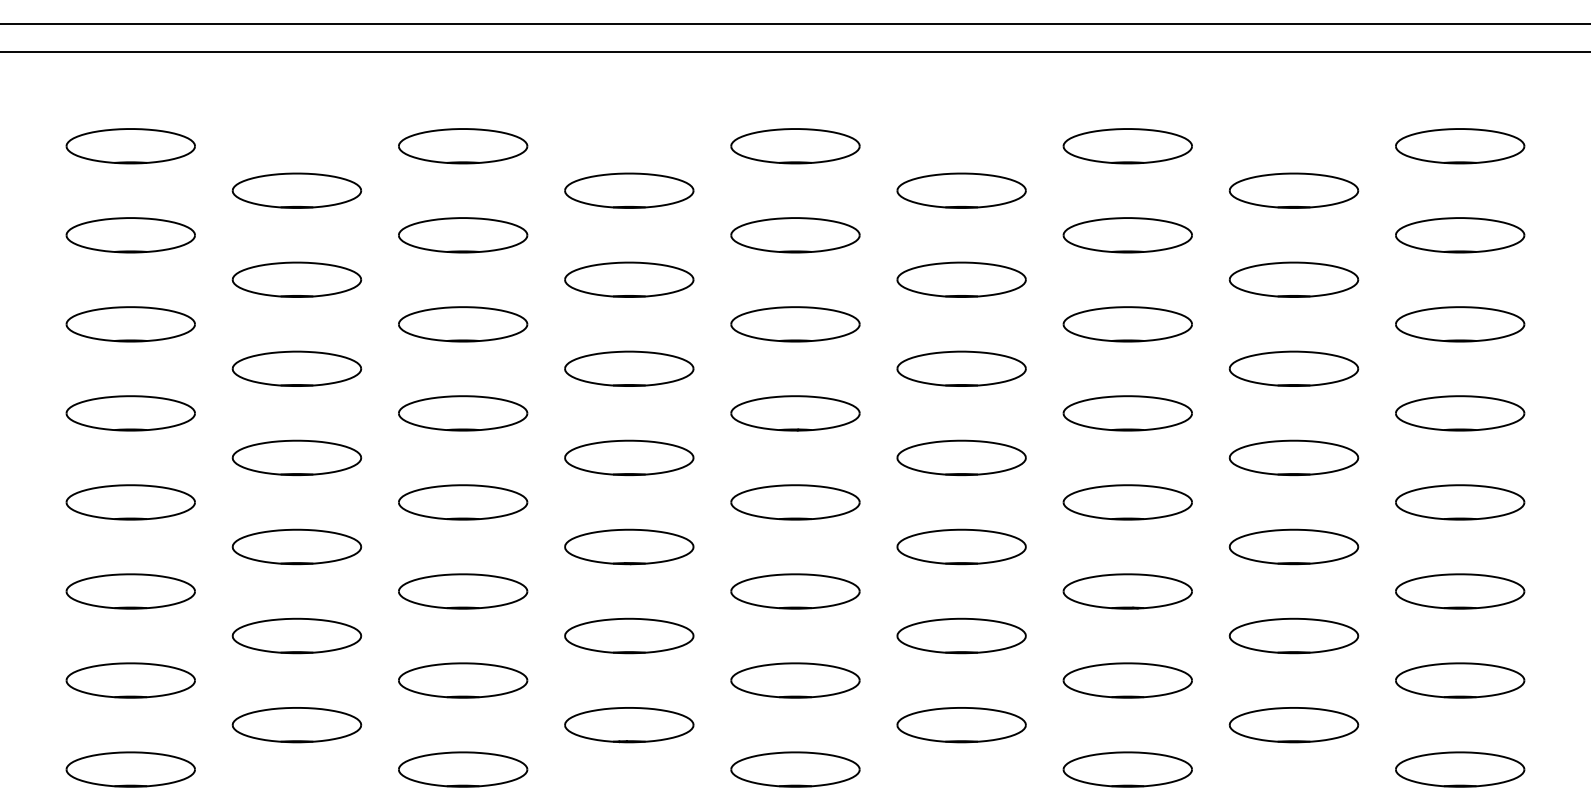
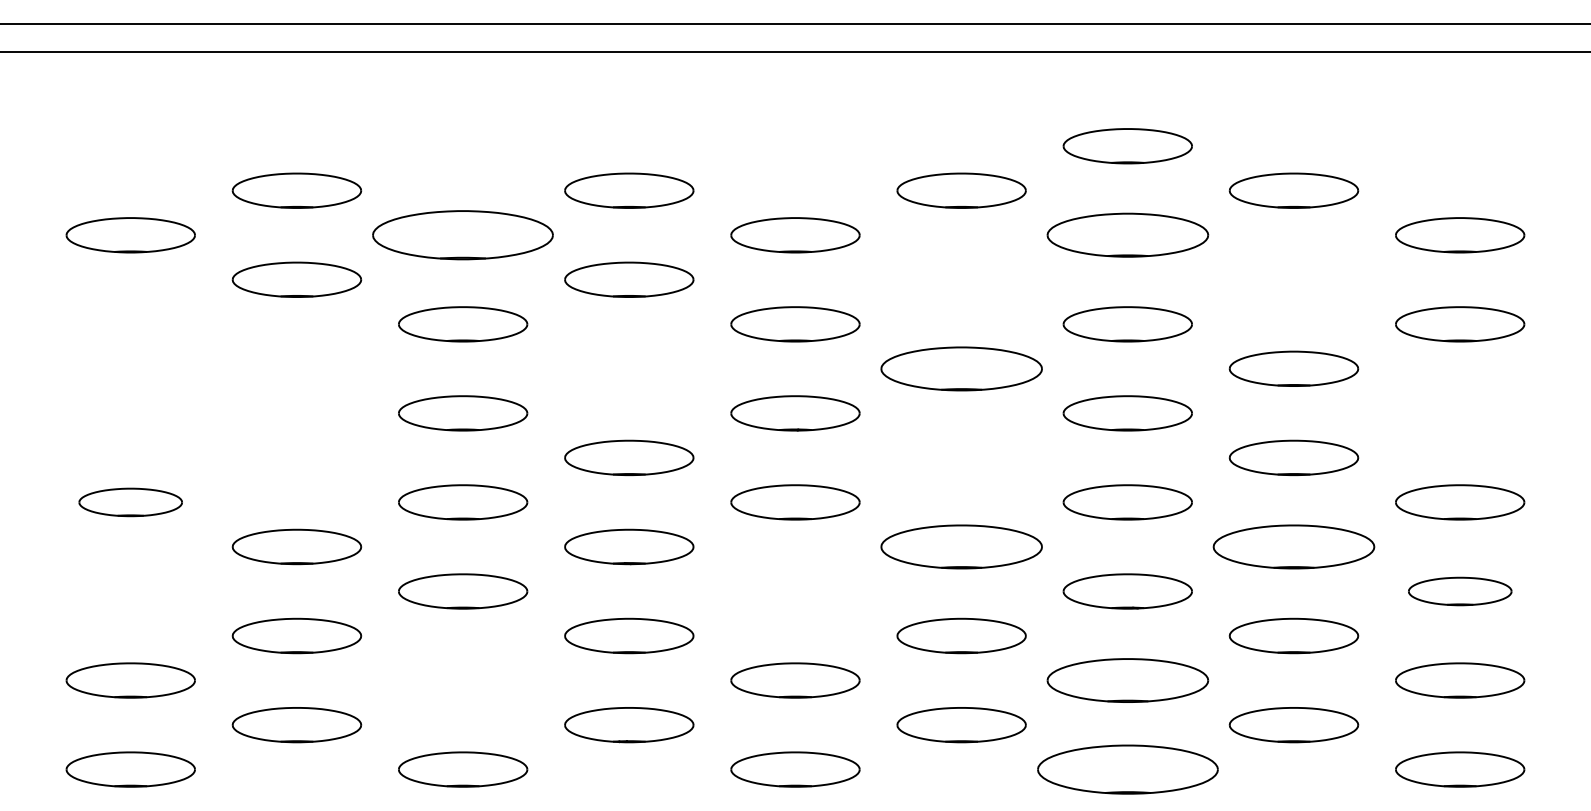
part: present -> none (130, 146)
part: present -> none (463, 146)
part: present -> none (795, 146)
part: present -> none (1460, 146)
part size: 131x37 px -> 182x51 px (462, 235)
part size: 131x37 px -> 164x46 px (1127, 234)
part: present -> none (961, 279)
part: present -> none (1293, 279)
part: present -> none (130, 324)
part: present -> none (296, 368)
part: present -> none (629, 368)
part size: 131x37 px -> 163x46 px (961, 368)
part: present -> none (130, 413)
part: present -> none (1460, 413)
part: present -> none (296, 457)
part: present -> none (961, 457)
part size: 131x37 px -> 105x31 px (130, 502)
part size: 131x38 px -> 163x46 px (961, 546)
part size: 132x38 px -> 164x46 px (1293, 546)
part: present -> none (130, 591)
part: present -> none (795, 591)
part size: 131x37 px -> 105x31 px (1460, 591)
part: present -> none (463, 680)
part size: 131x37 px -> 164x45 px (1127, 680)
part size: 131x37 px -> 182x51 px (1127, 769)
